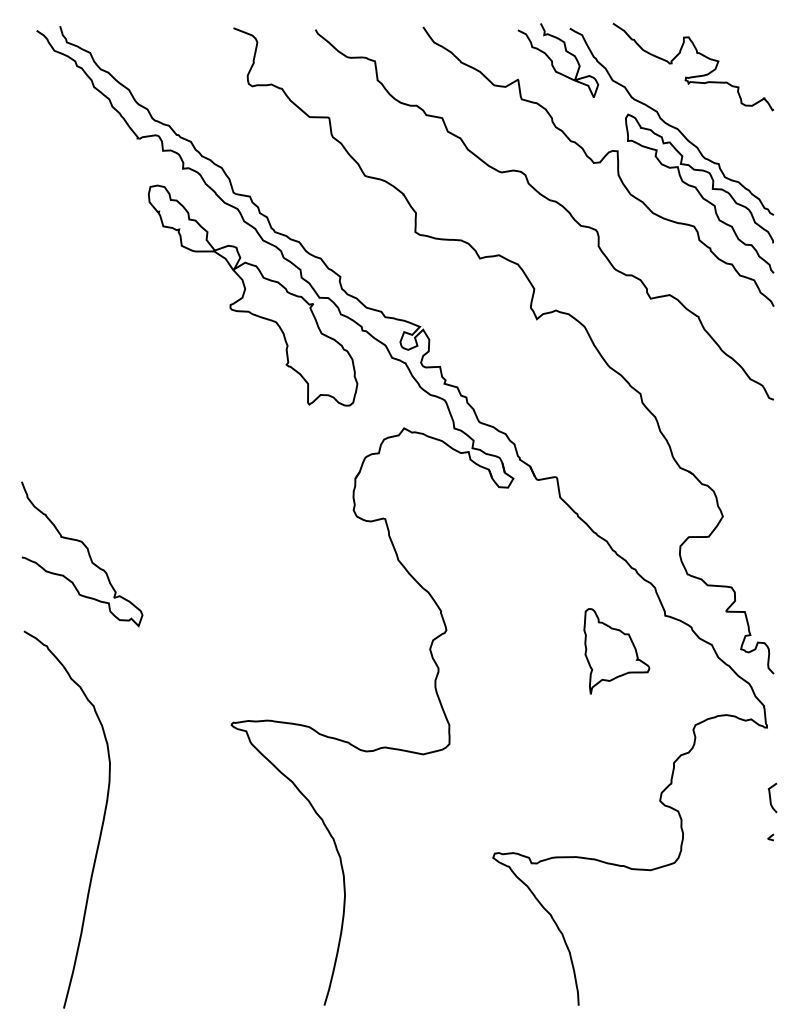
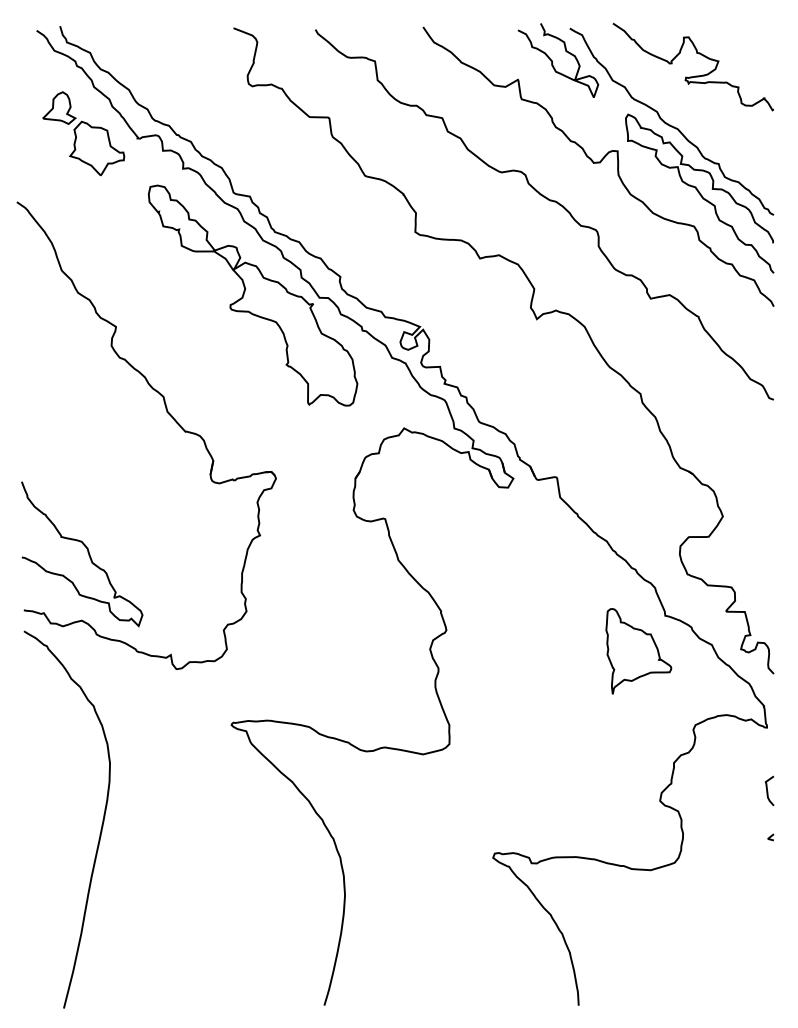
part: none -> present (83, 133)
part: none -> present (167, 413)
part position: (616, 651) -> (638, 651) (638, 651)
curve position: (771, 798) -> (768, 791) (768, 791)
